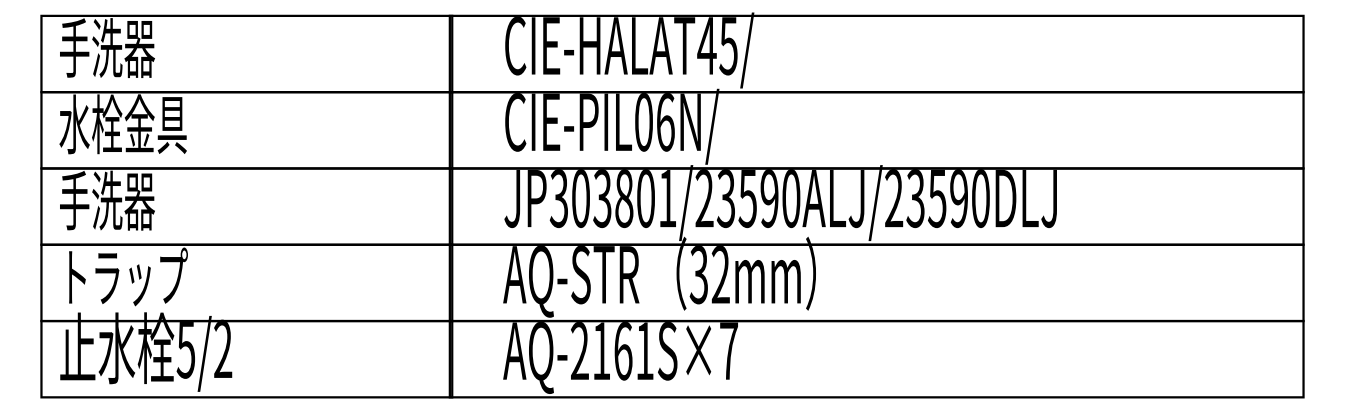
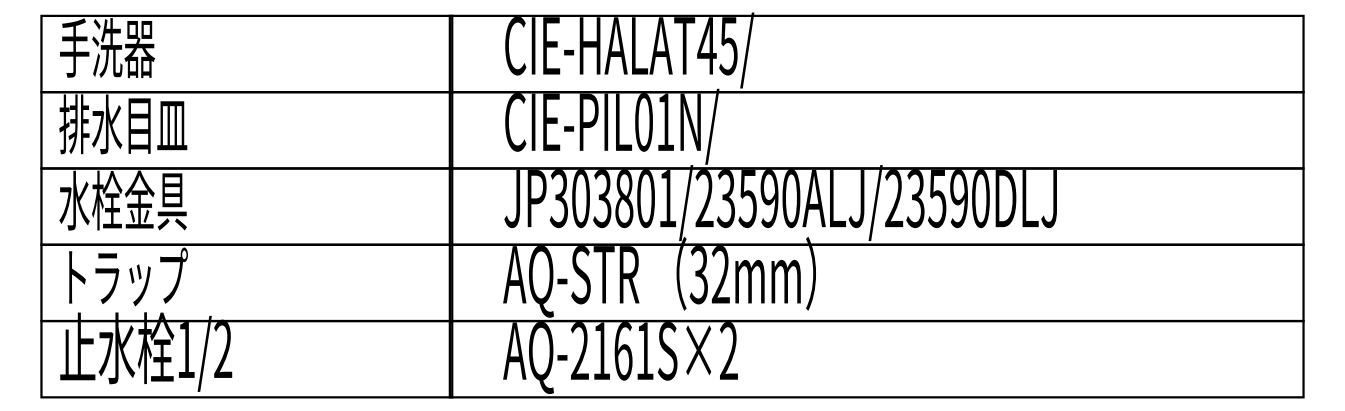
text: CIE-PIL06N/ -> CIE-PIL01N/ (665, 122)
text: 水栓金具 -> 排水目皿 (123, 124)
text: 手洗器 -> 水栓金具 (122, 200)
text: 5/2 -> 1/2 (185, 350)
text: AQ-2161S×7 -> AQ-2161S×2 (728, 350)
